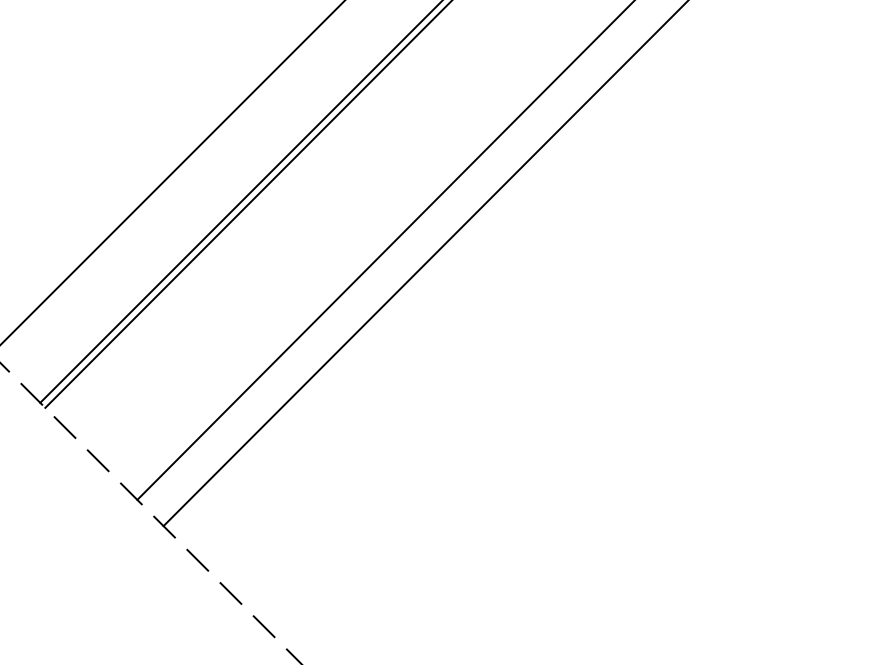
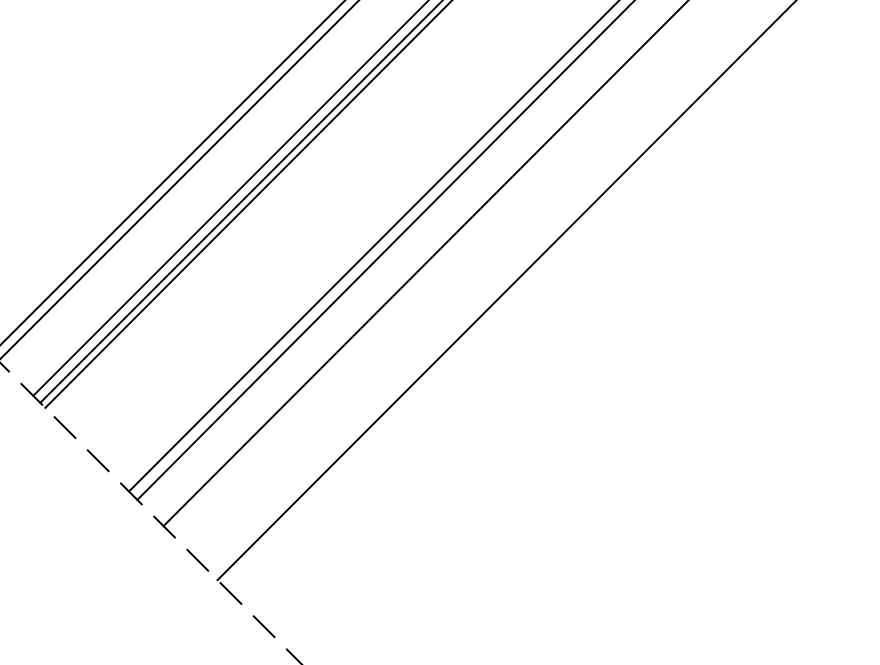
line: none -> present (179, 179)
line: none -> present (229, 198)
line: none -> present (372, 246)
line: none -> present (505, 291)
